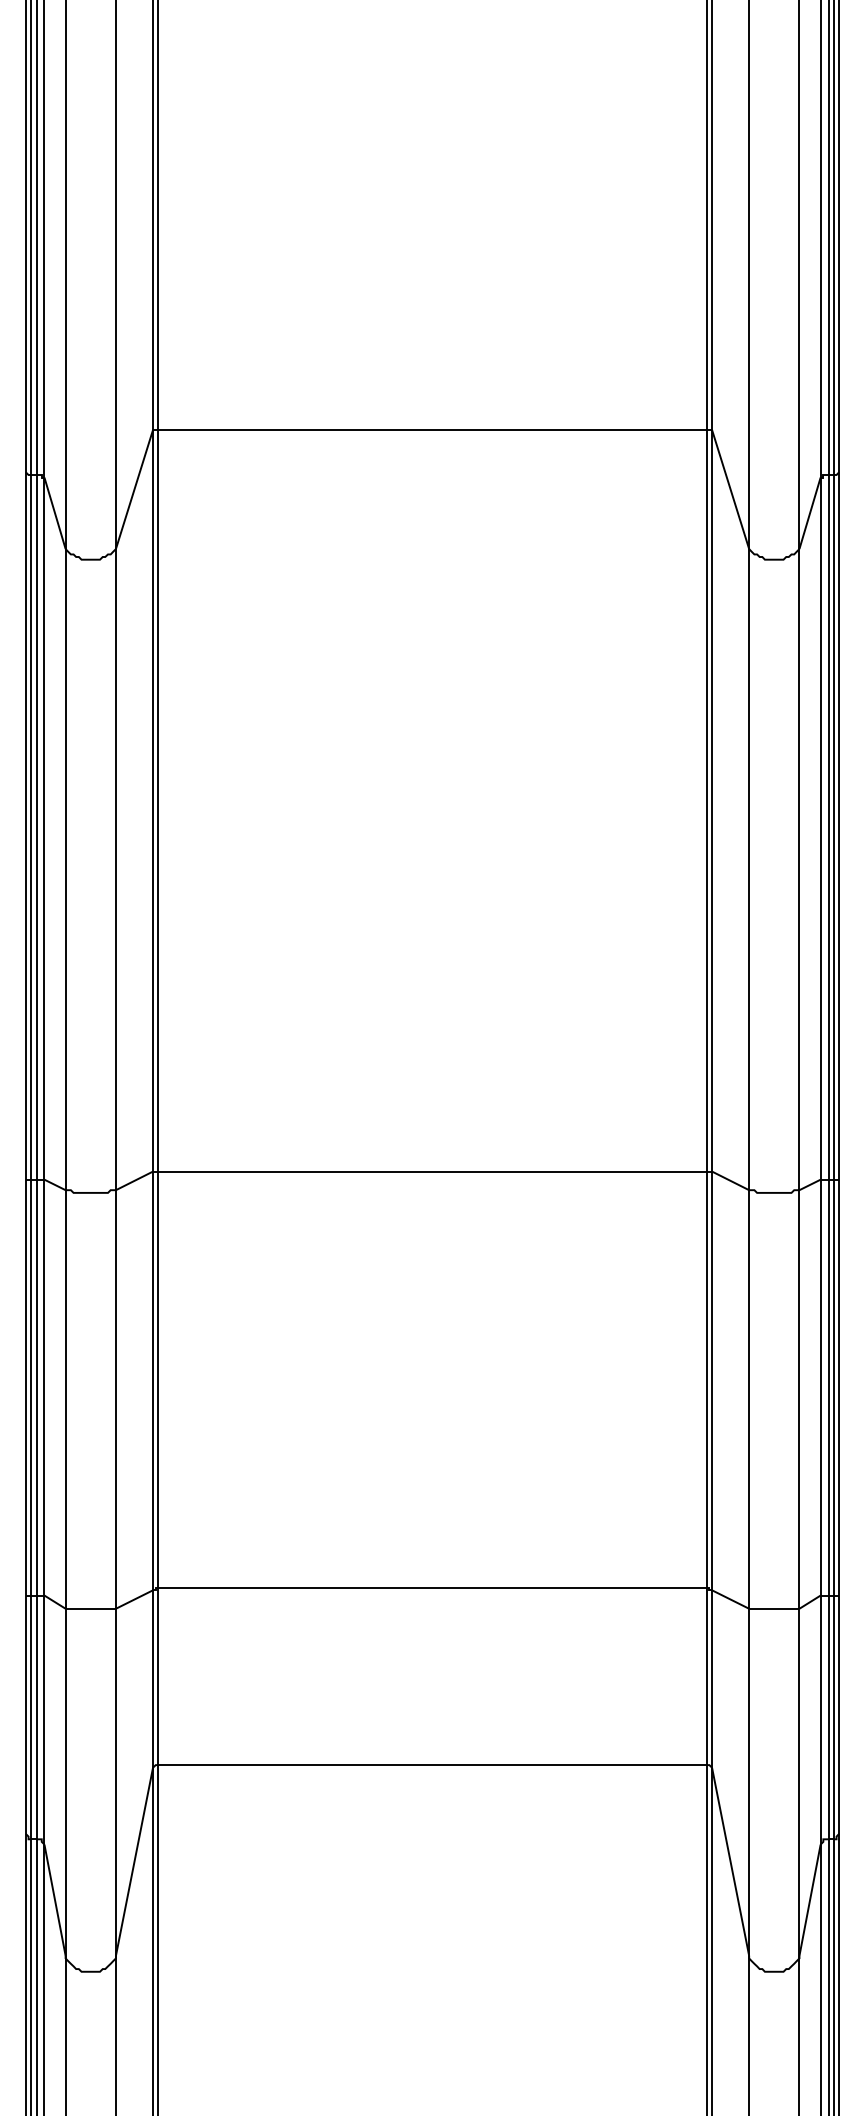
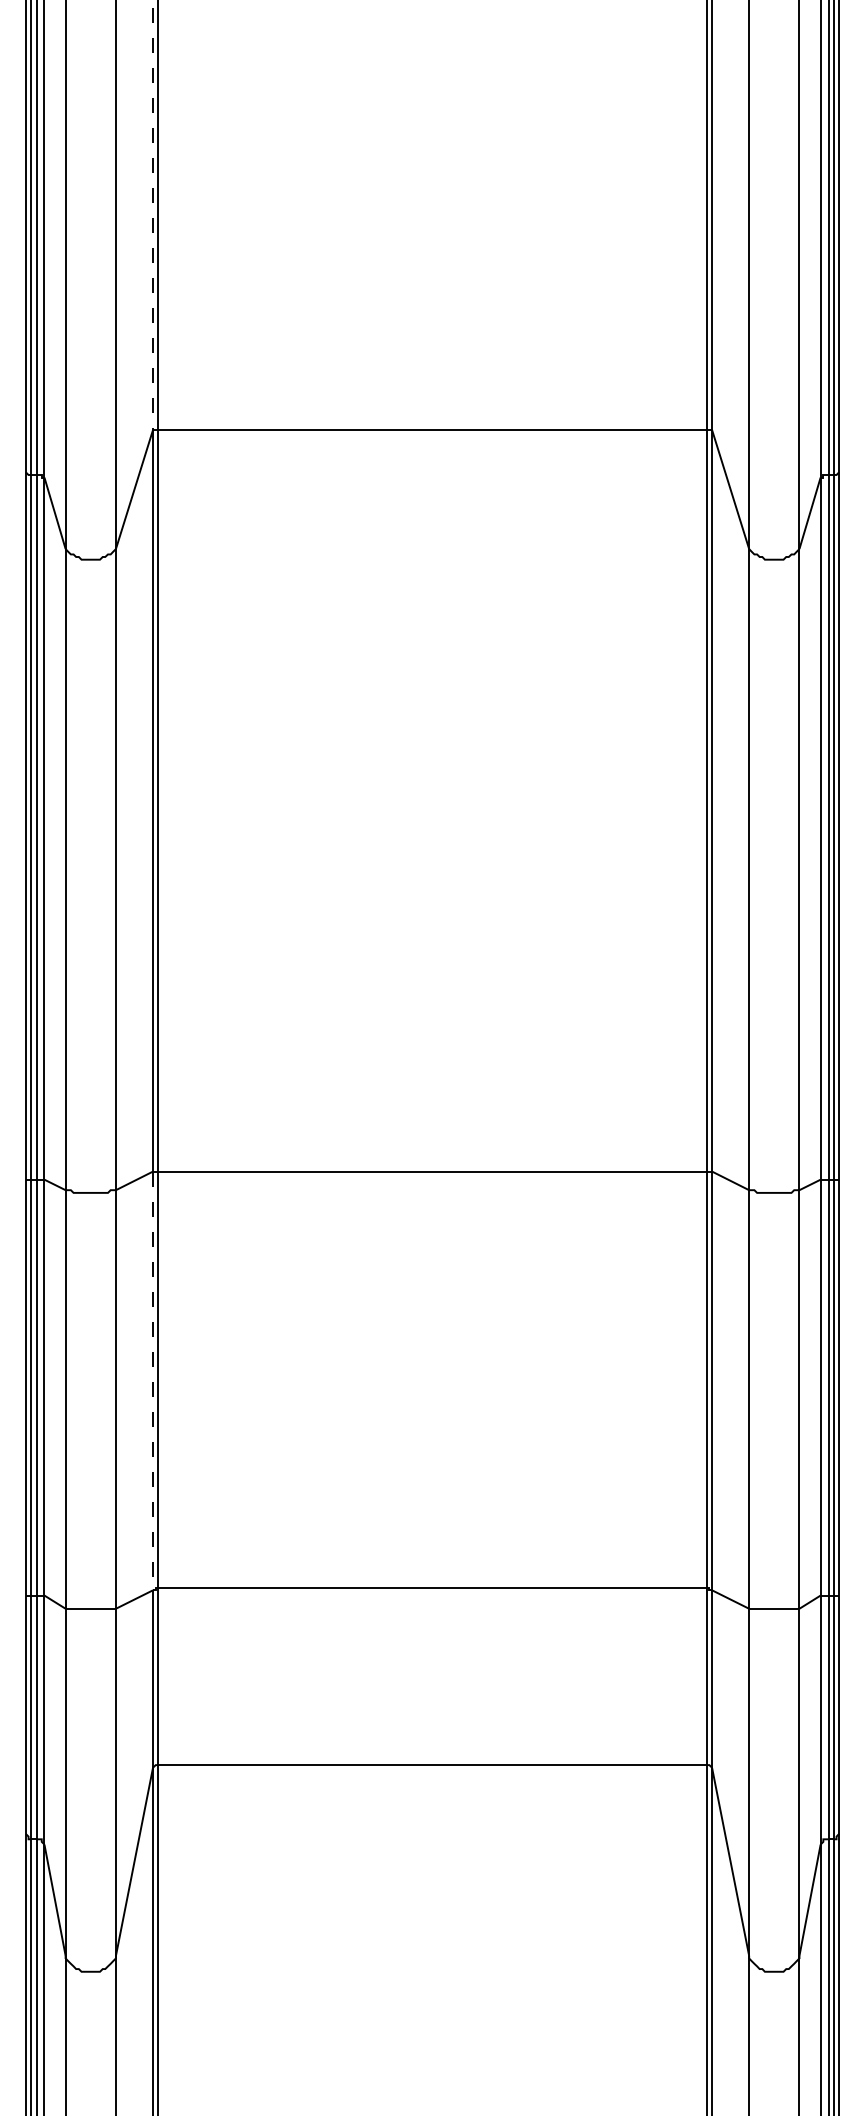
line: solid -> dashed (153, 214)
line: solid -> dashed (153, 1381)
